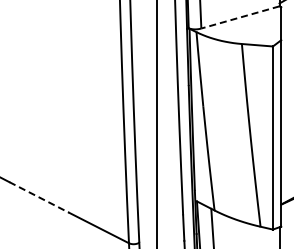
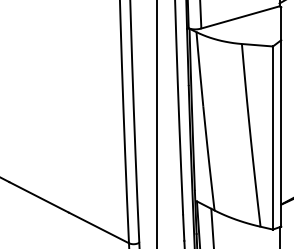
line: dashed -> solid (240, 17)
line: dashed -> solid (39, 197)
